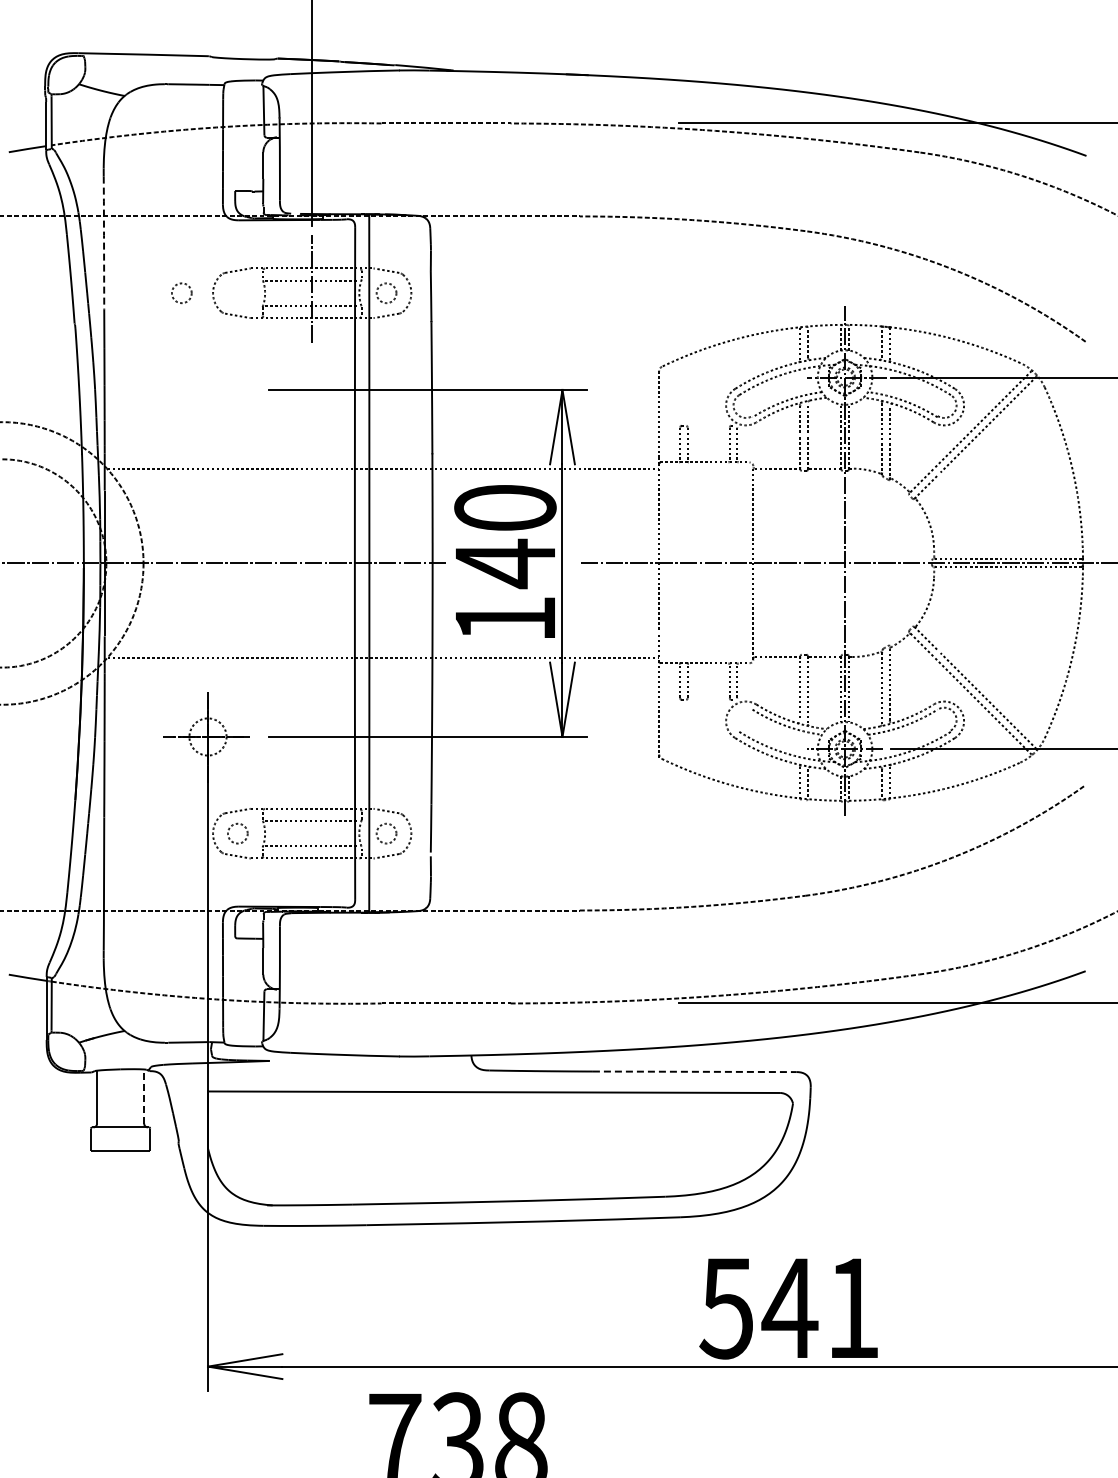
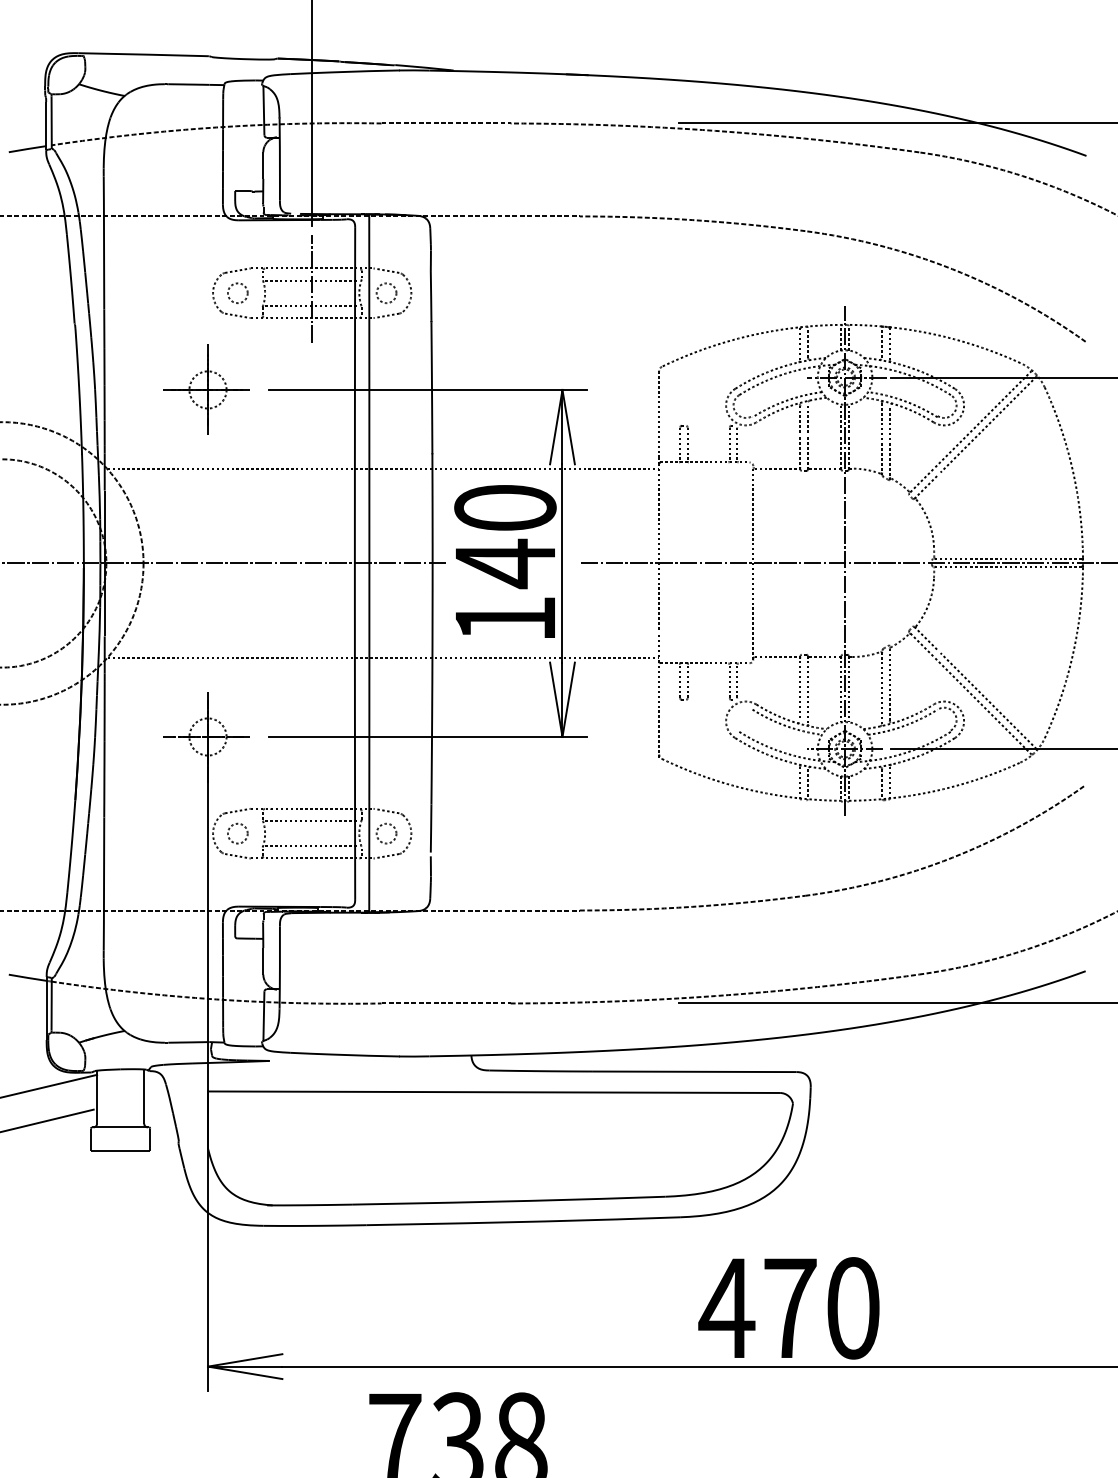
line: dashed -> solid (104, 241)
circle position: (181, 293) -> (237, 293) (237, 293)
part: none -> present (206, 389)
line: dashed -> solid (694, 1071)
line: none -> present (49, 1085)
line: dashed -> solid (144, 1096)
line: none -> present (47, 1120)
text: 541 -> 470 (788, 1308)
